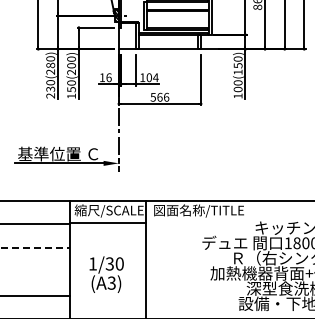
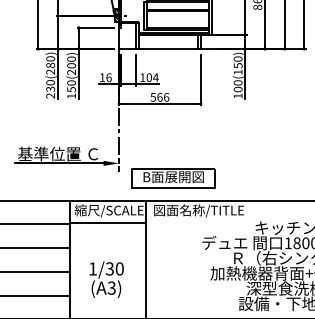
part: none -> present (173, 178)
line: dashed -> solid (35, 247)
line: none -> present (36, 271)
text position: (106, 274) -> (106, 279) (106, 279)
